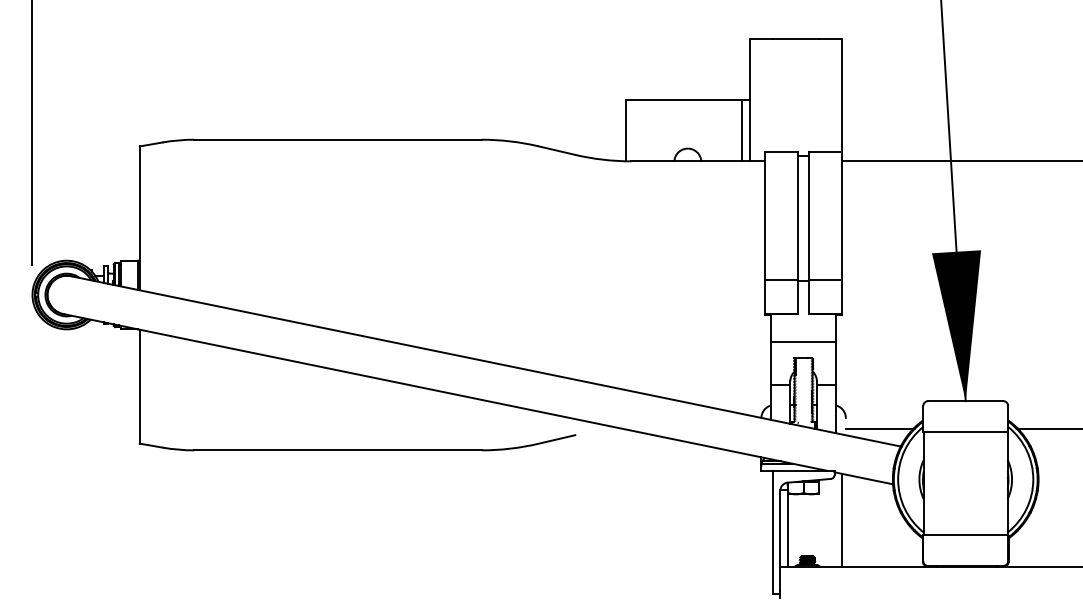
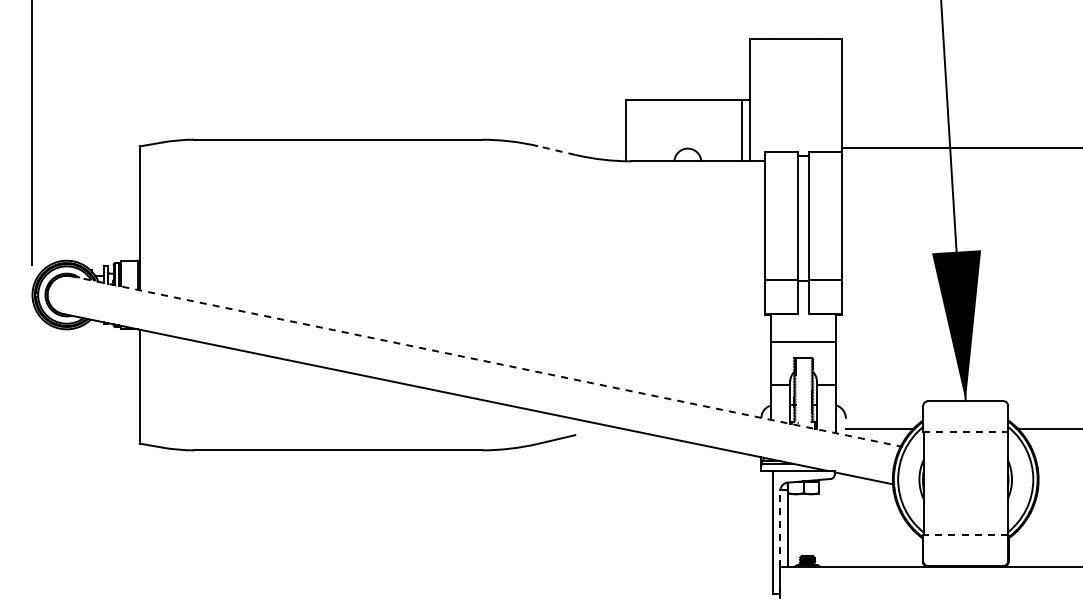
line: solid -> dashed (556, 150)
line position: (960, 161) -> (960, 148) (960, 148)
line: solid -> dashed (485, 361)
line: solid -> dashed (966, 432)
line: present -> none (842, 520)
line: solid -> dashed (780, 528)
line: solid -> dashed (965, 535)
